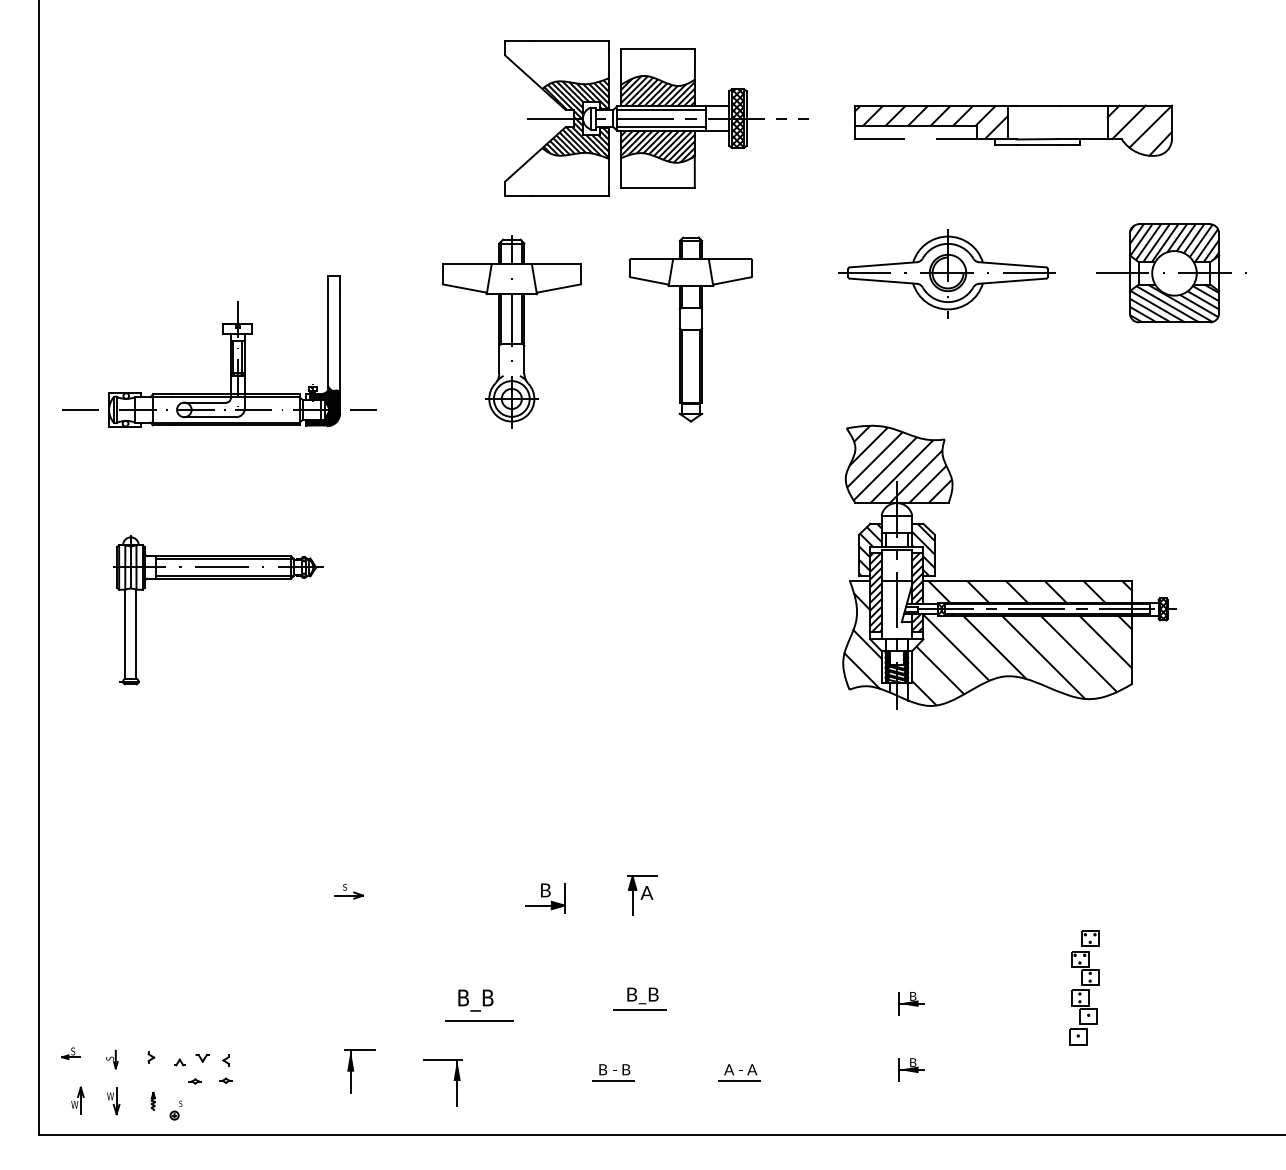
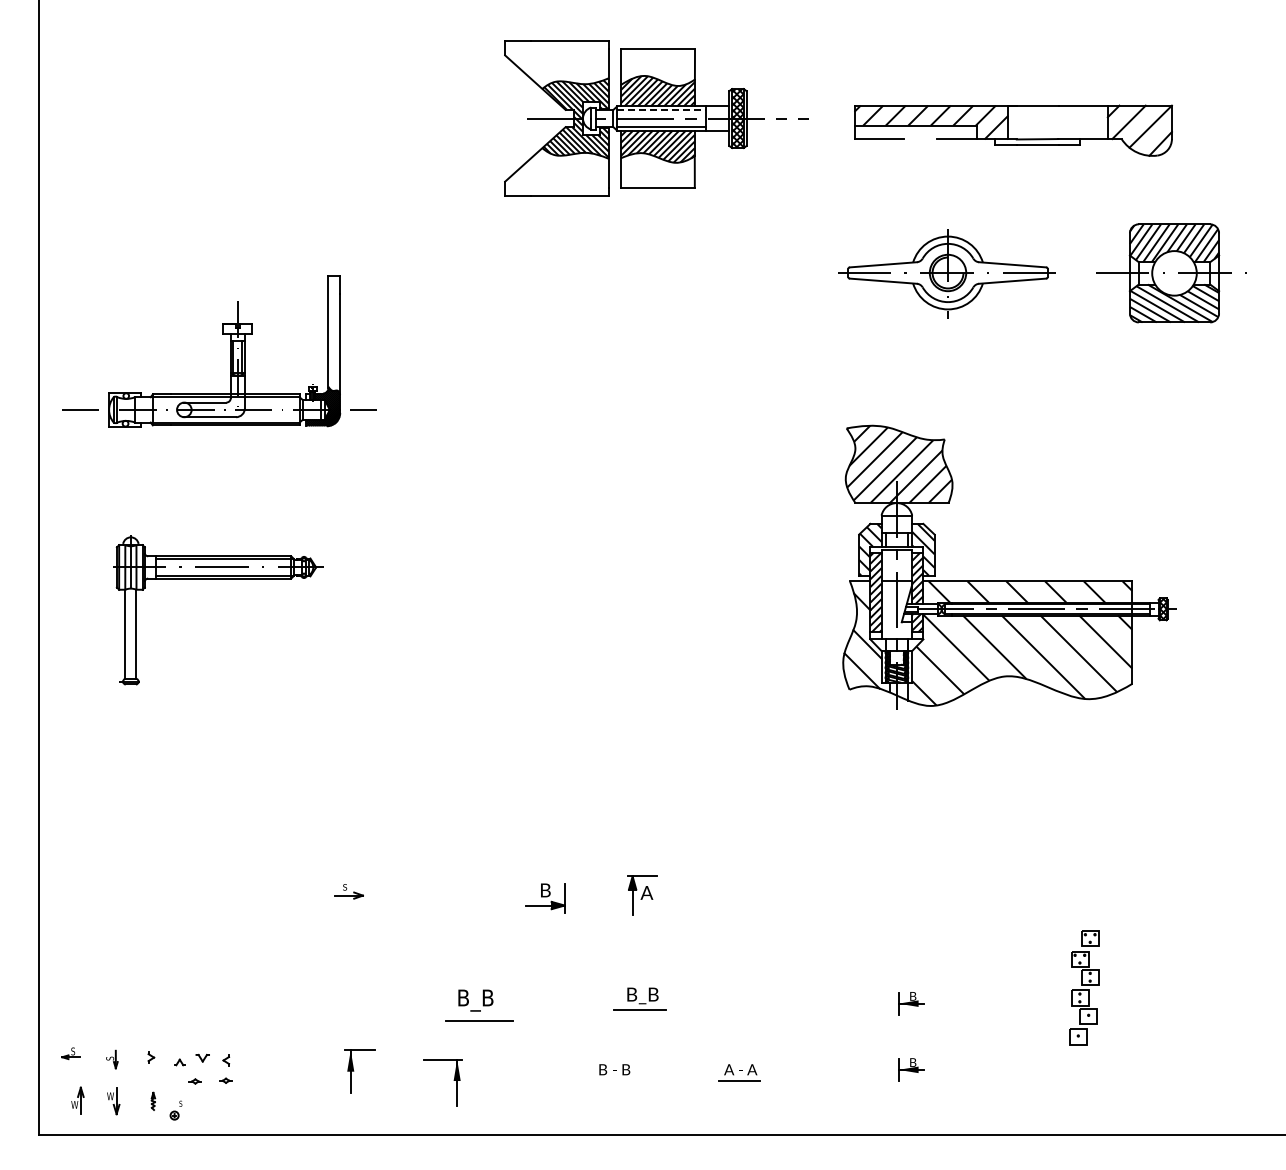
line: solid -> dashed (662, 110)
part: present -> none (690, 329)
part: present -> none (511, 331)
line: present -> none (613, 1080)
